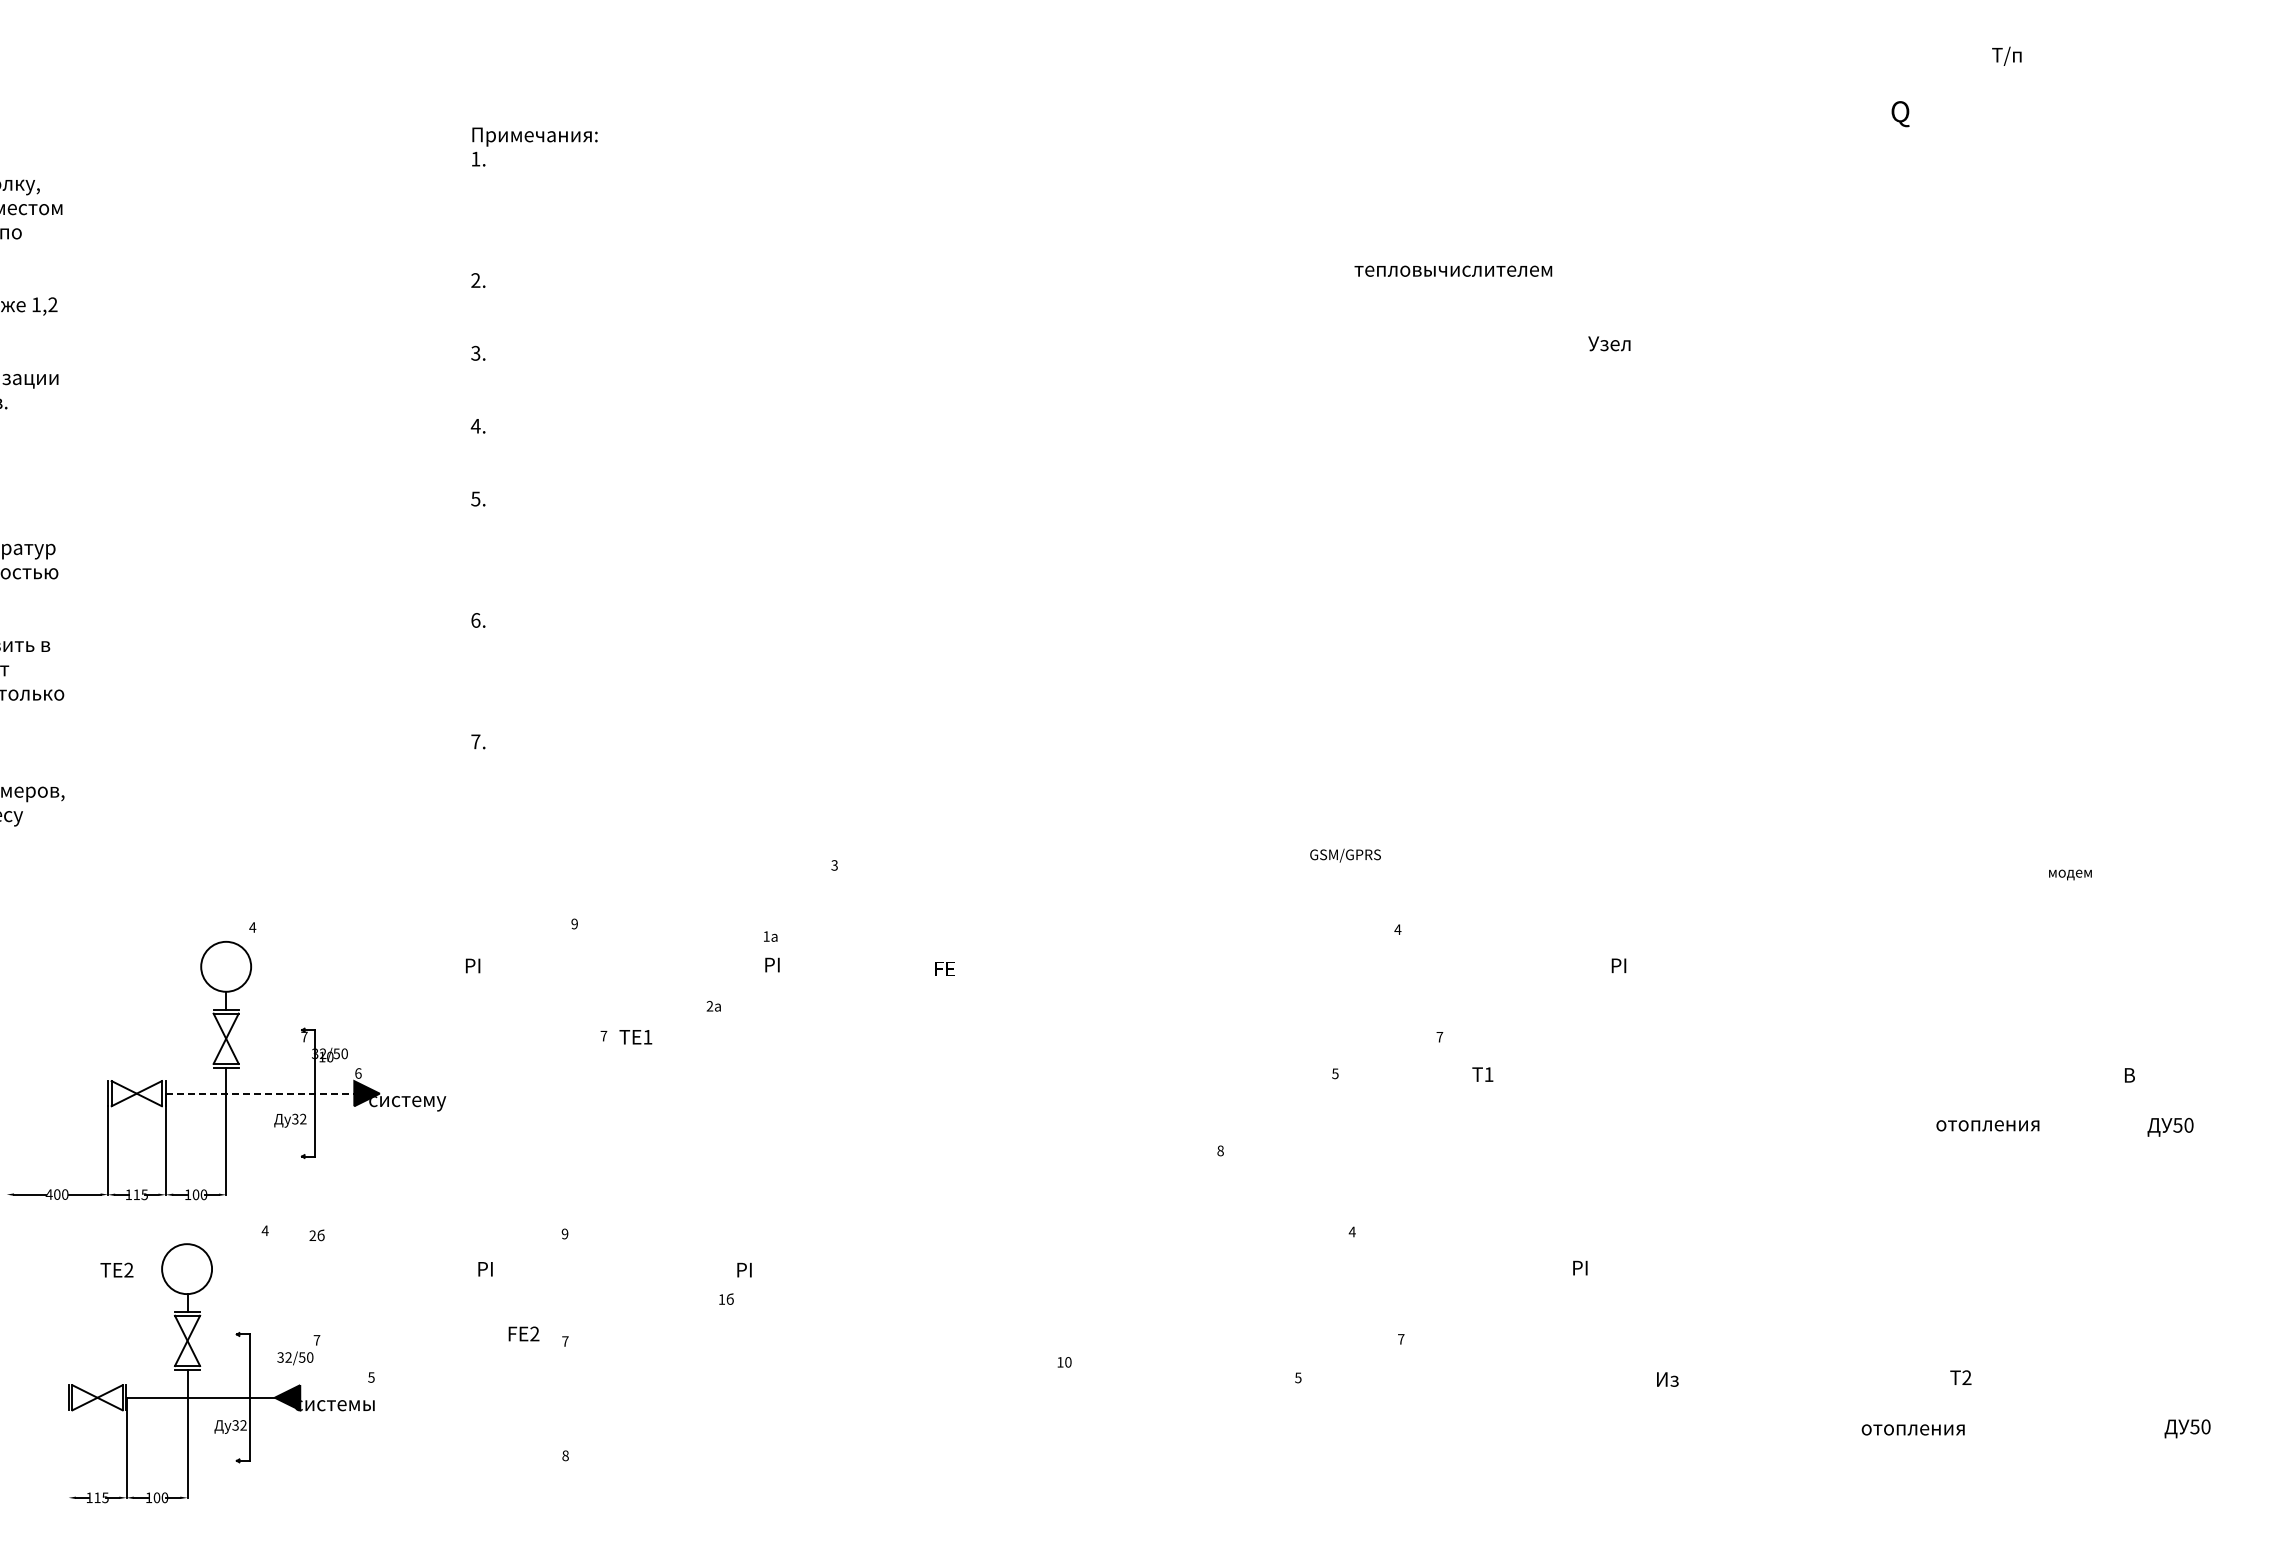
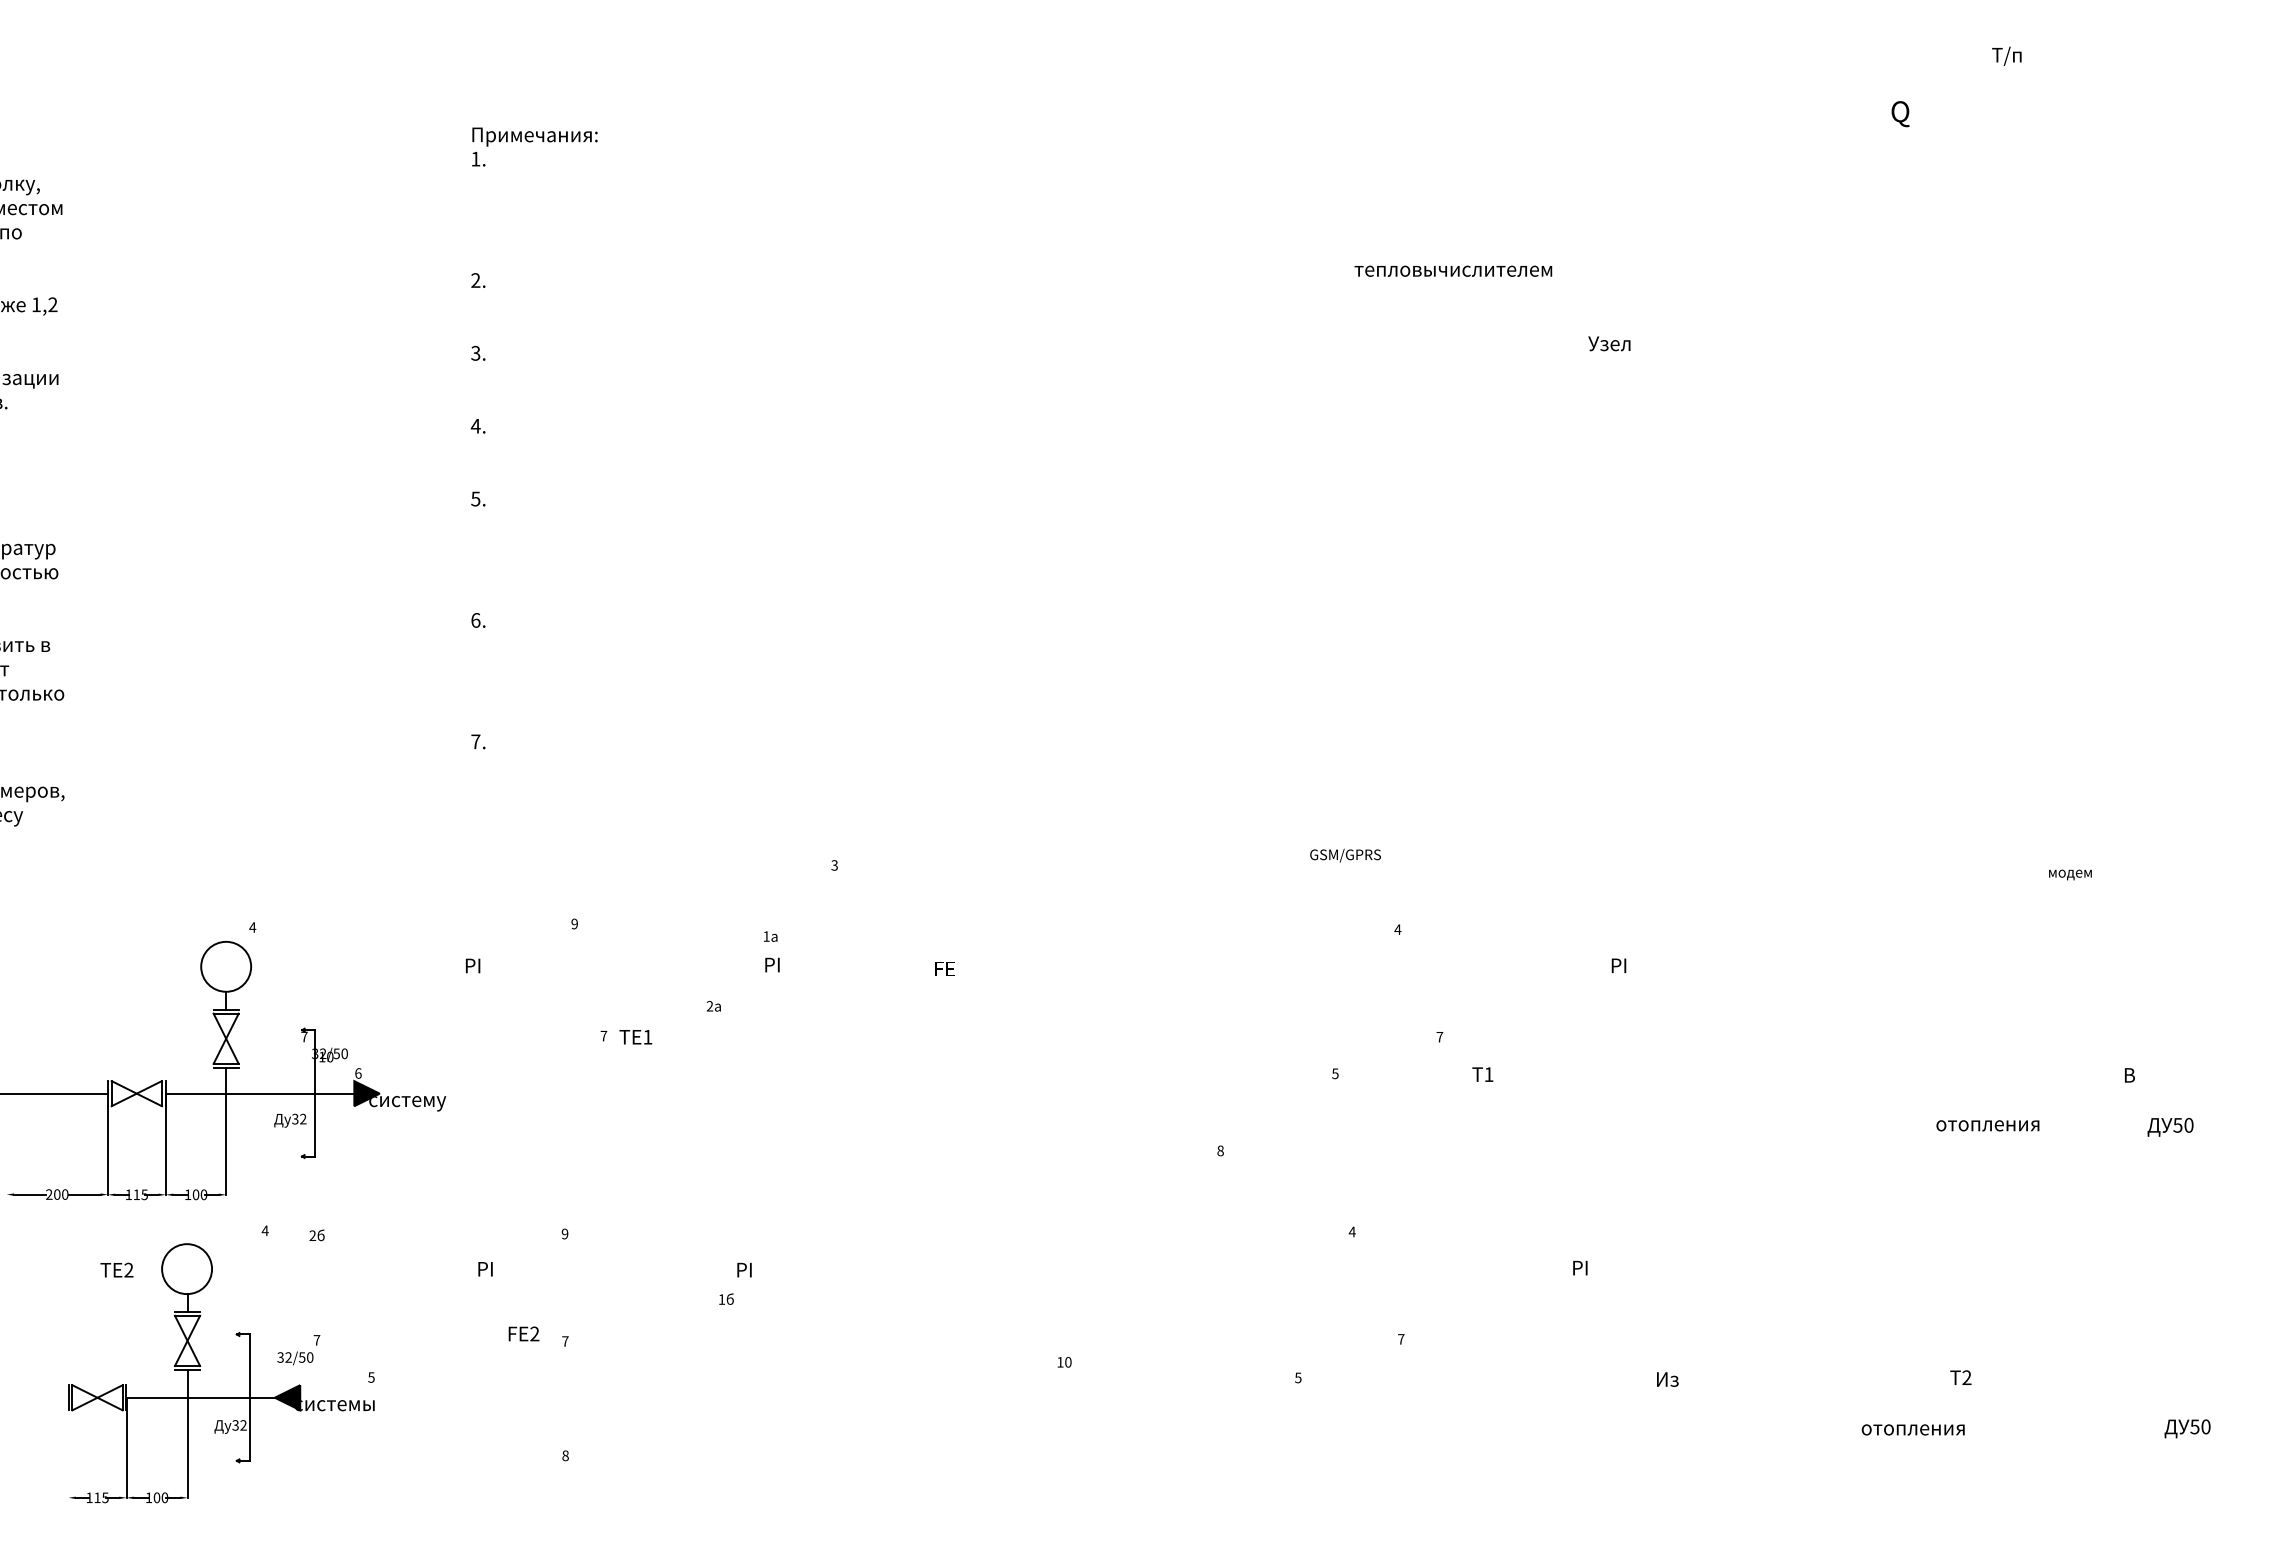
line: none -> present (54, 1093)
line: dashed -> solid (263, 1093)
text: 400 -> 200 (48, 1194)
